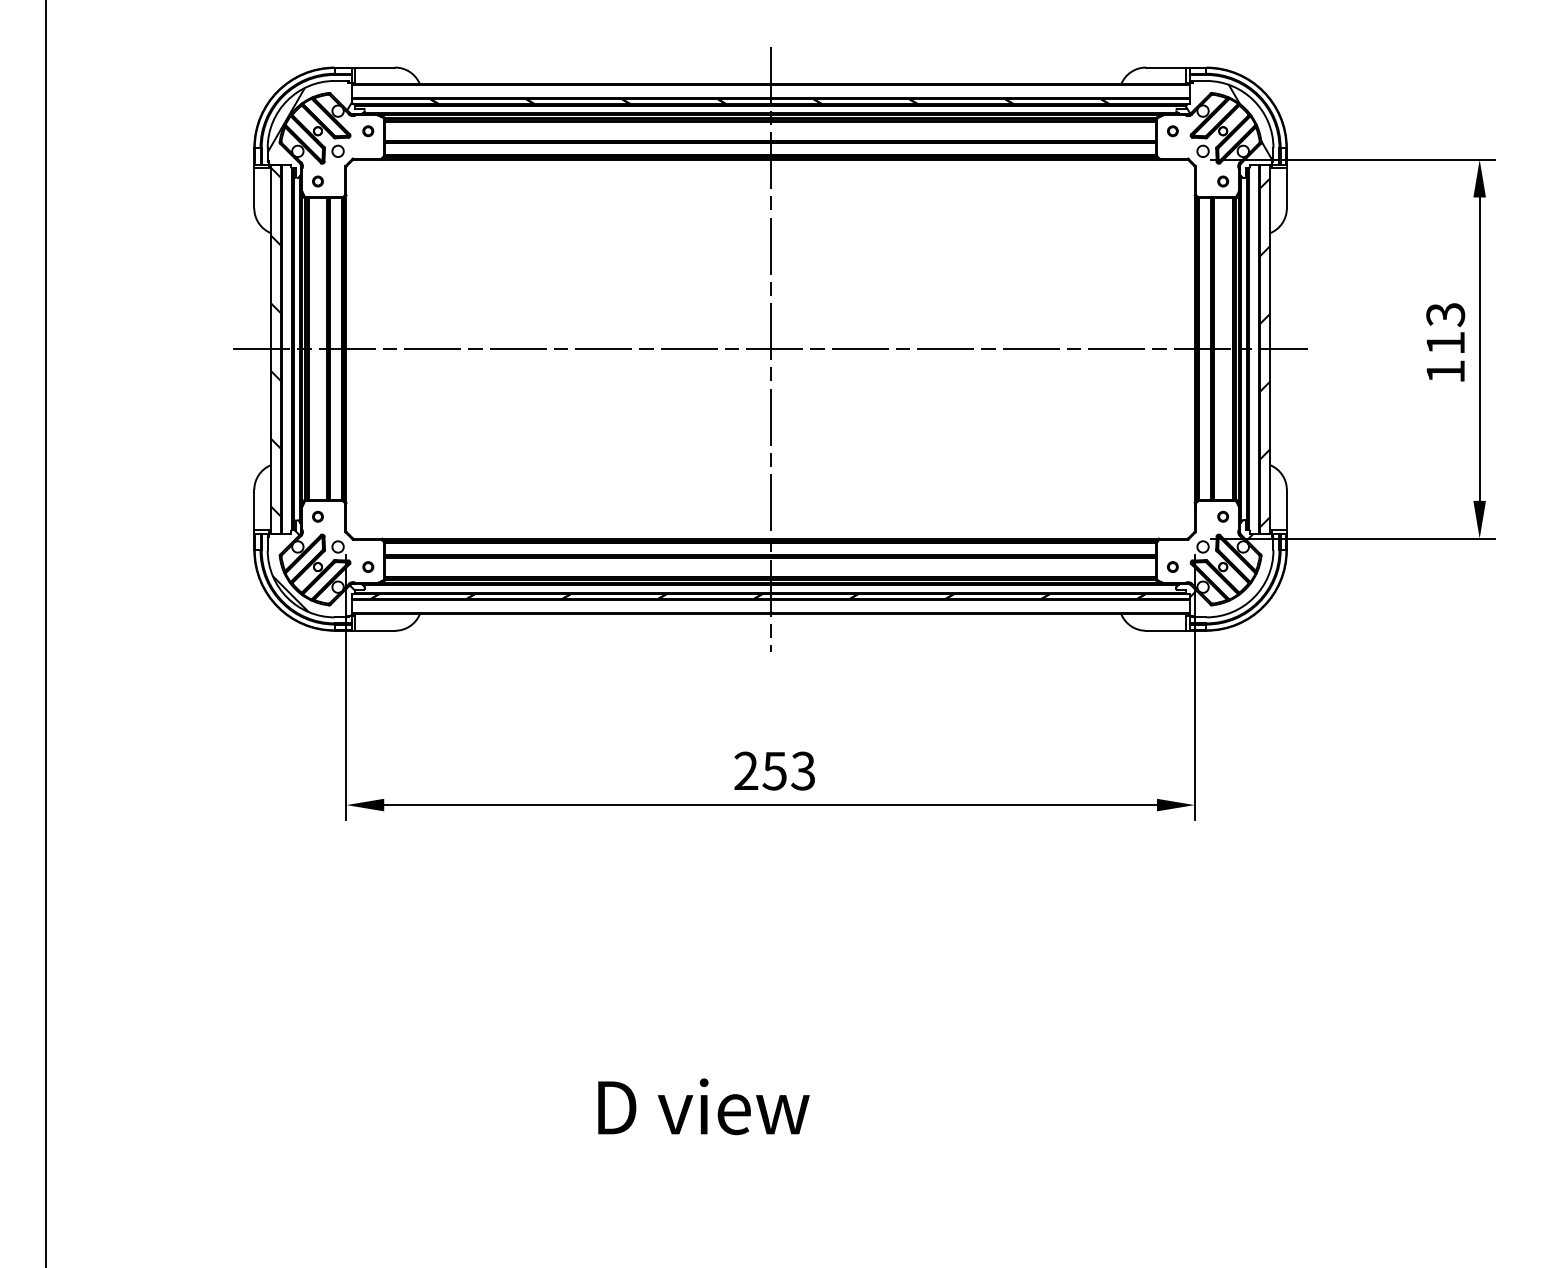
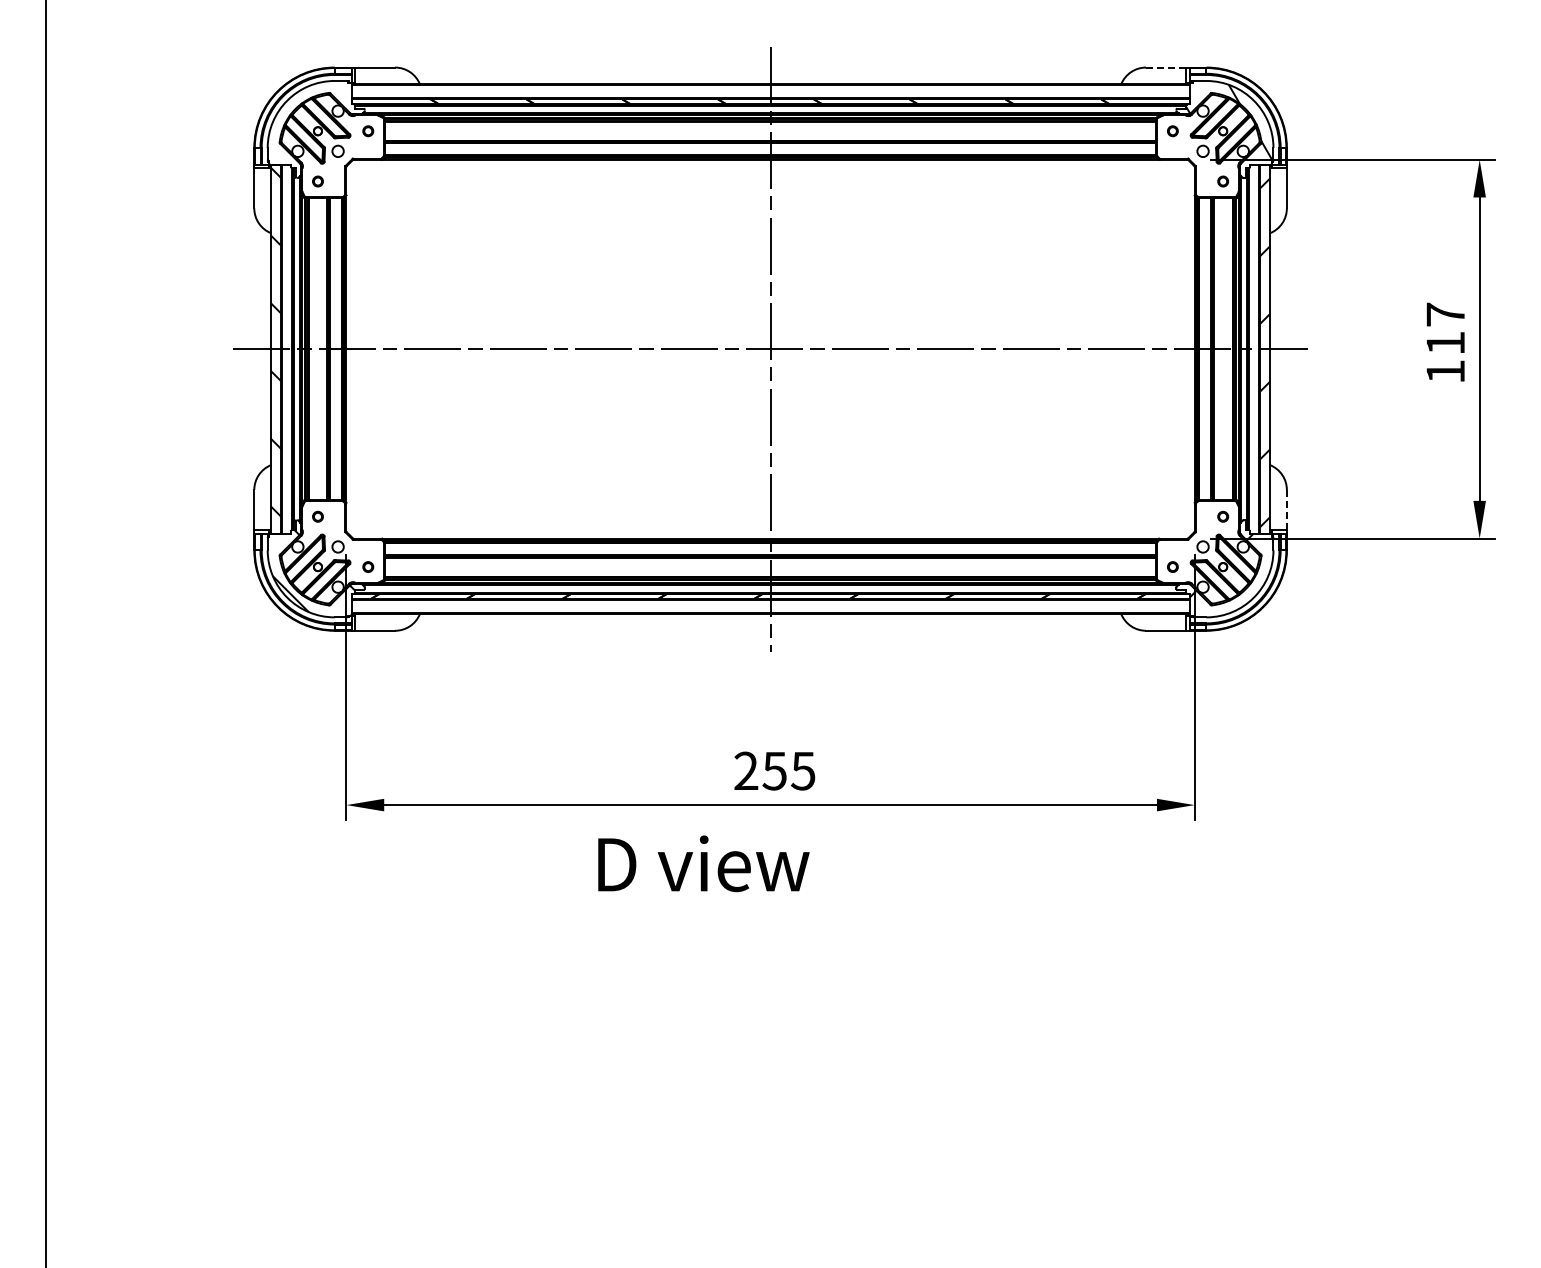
line: solid -> dashed (1166, 67)
hatch: present -> none (309, 119)
text: 113 -> 117 (1445, 314)
line: solid -> dashed (1286, 510)
text: 253 -> 255 (803, 770)
text position: (703, 1106) -> (703, 863) (703, 863)
